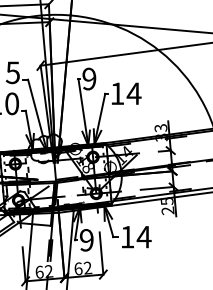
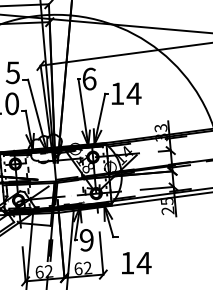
text: 9 -> 6 (89, 78)
text position: (136, 237) -> (136, 263) (136, 263)
